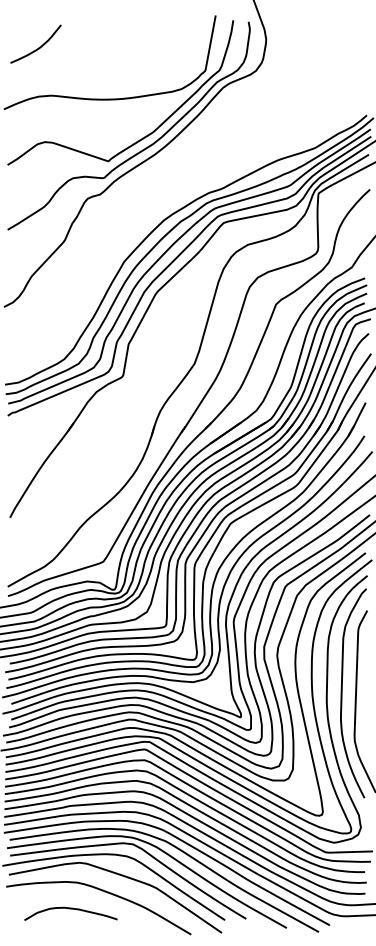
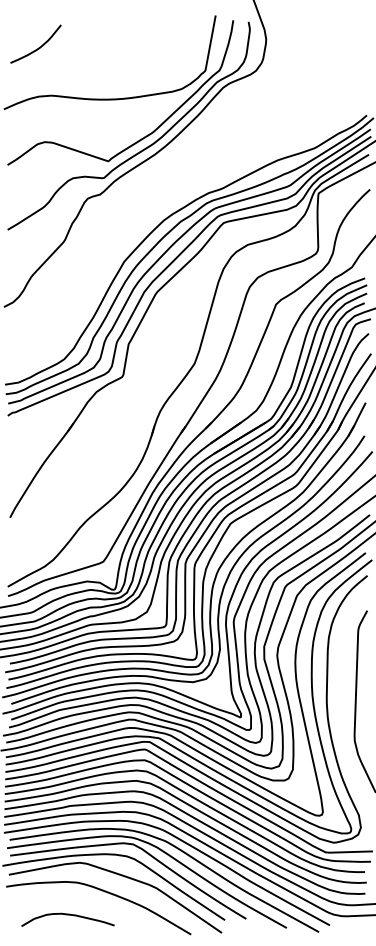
curve: present -> none (342, 693)
curve position: (70, 909) -> (67, 915) (67, 915)
